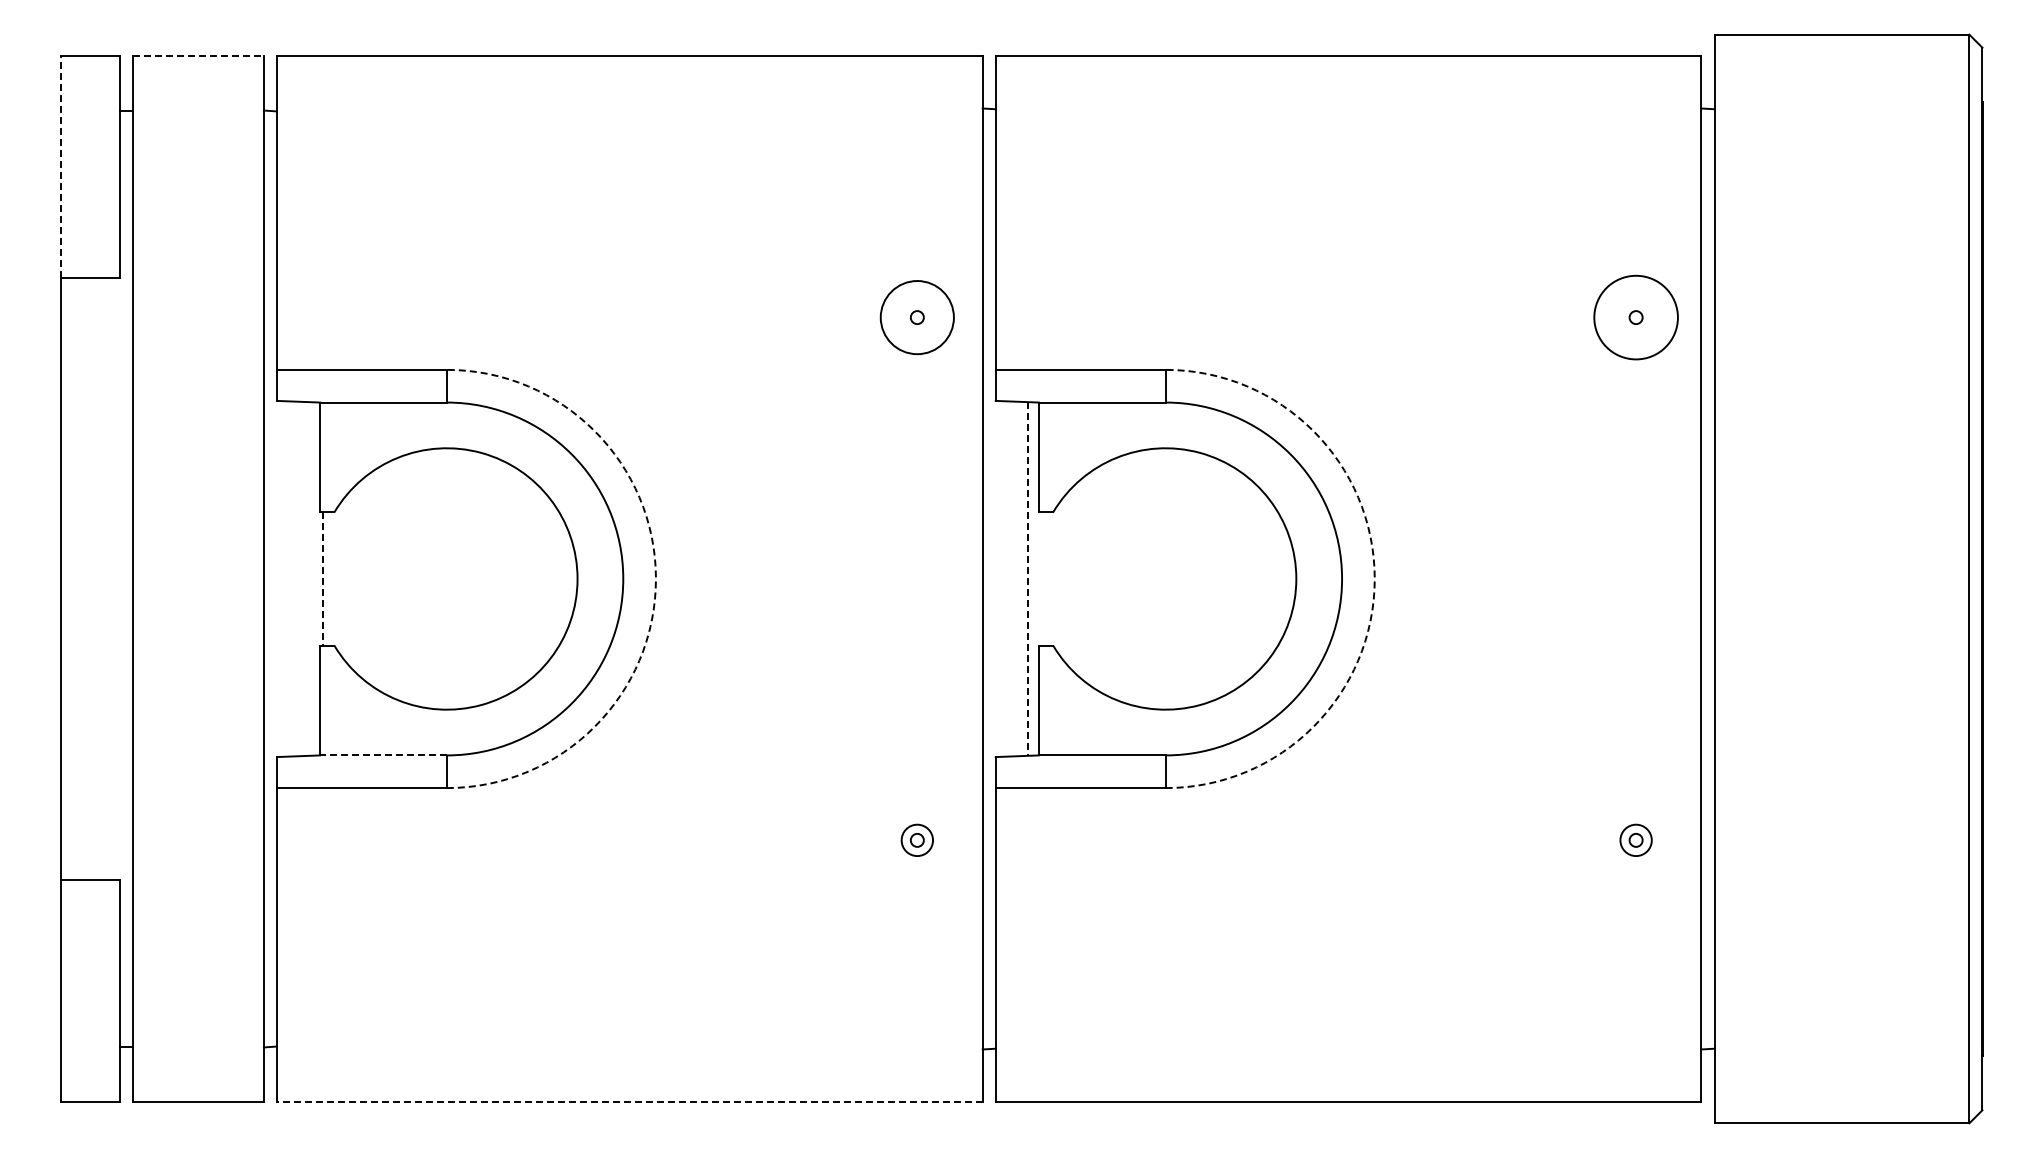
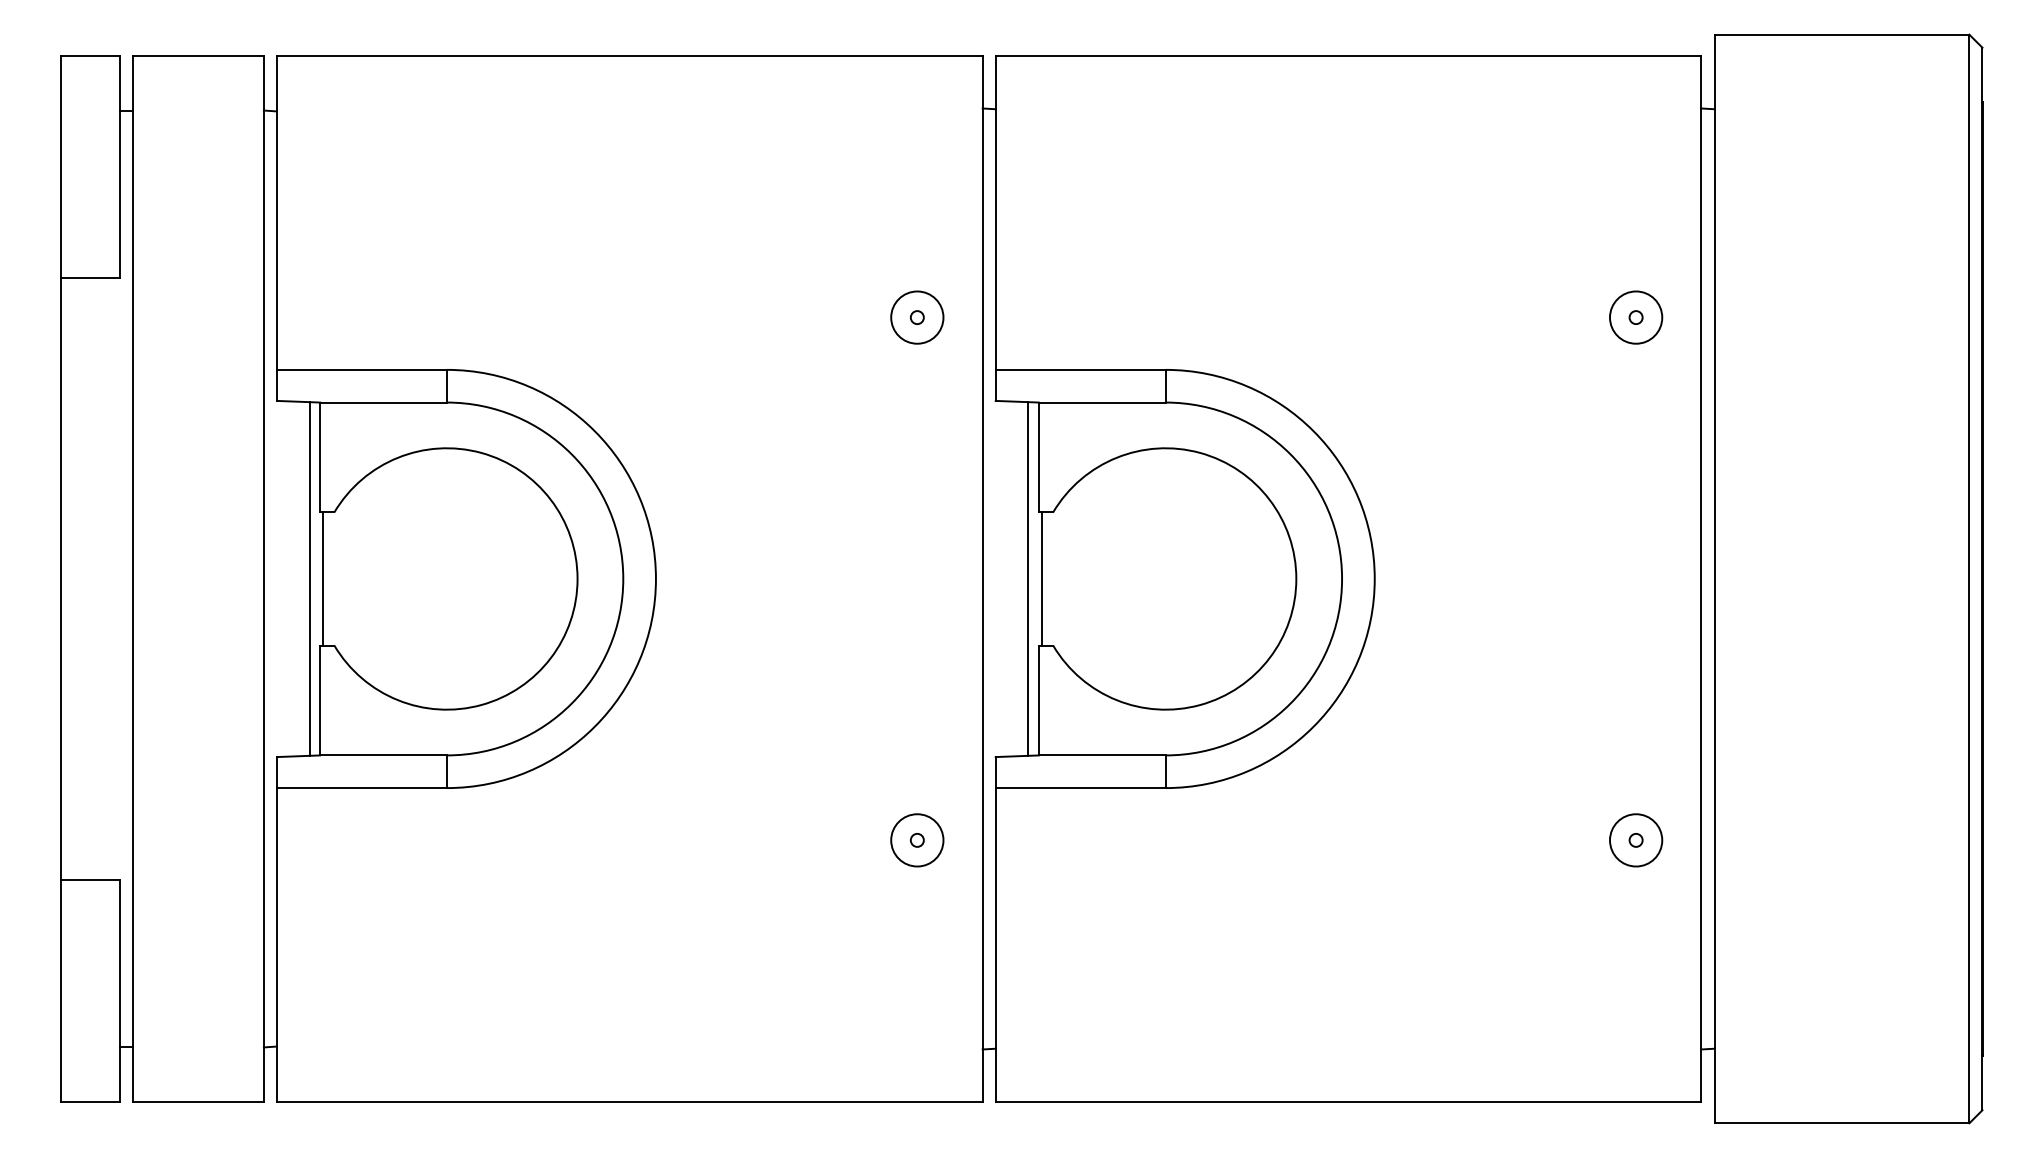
line: dashed -> solid (199, 56)
line: dashed -> solid (61, 166)
circle diameter: 73 px -> 52 px (917, 317)
circle diameter: 84 px -> 52 px (1636, 317)
line: none -> present (309, 578)
line: dashed -> solid (322, 578)
arc: dashed -> solid (655, 578)
line: none -> present (1041, 578)
arc: dashed -> solid (1374, 578)
line: dashed -> solid (1028, 579)
line: dashed -> solid (382, 755)
circle diameter: 31 px -> 52 px (917, 840)
circle diameter: 31 px -> 52 px (1636, 840)
line: dashed -> solid (629, 1101)
